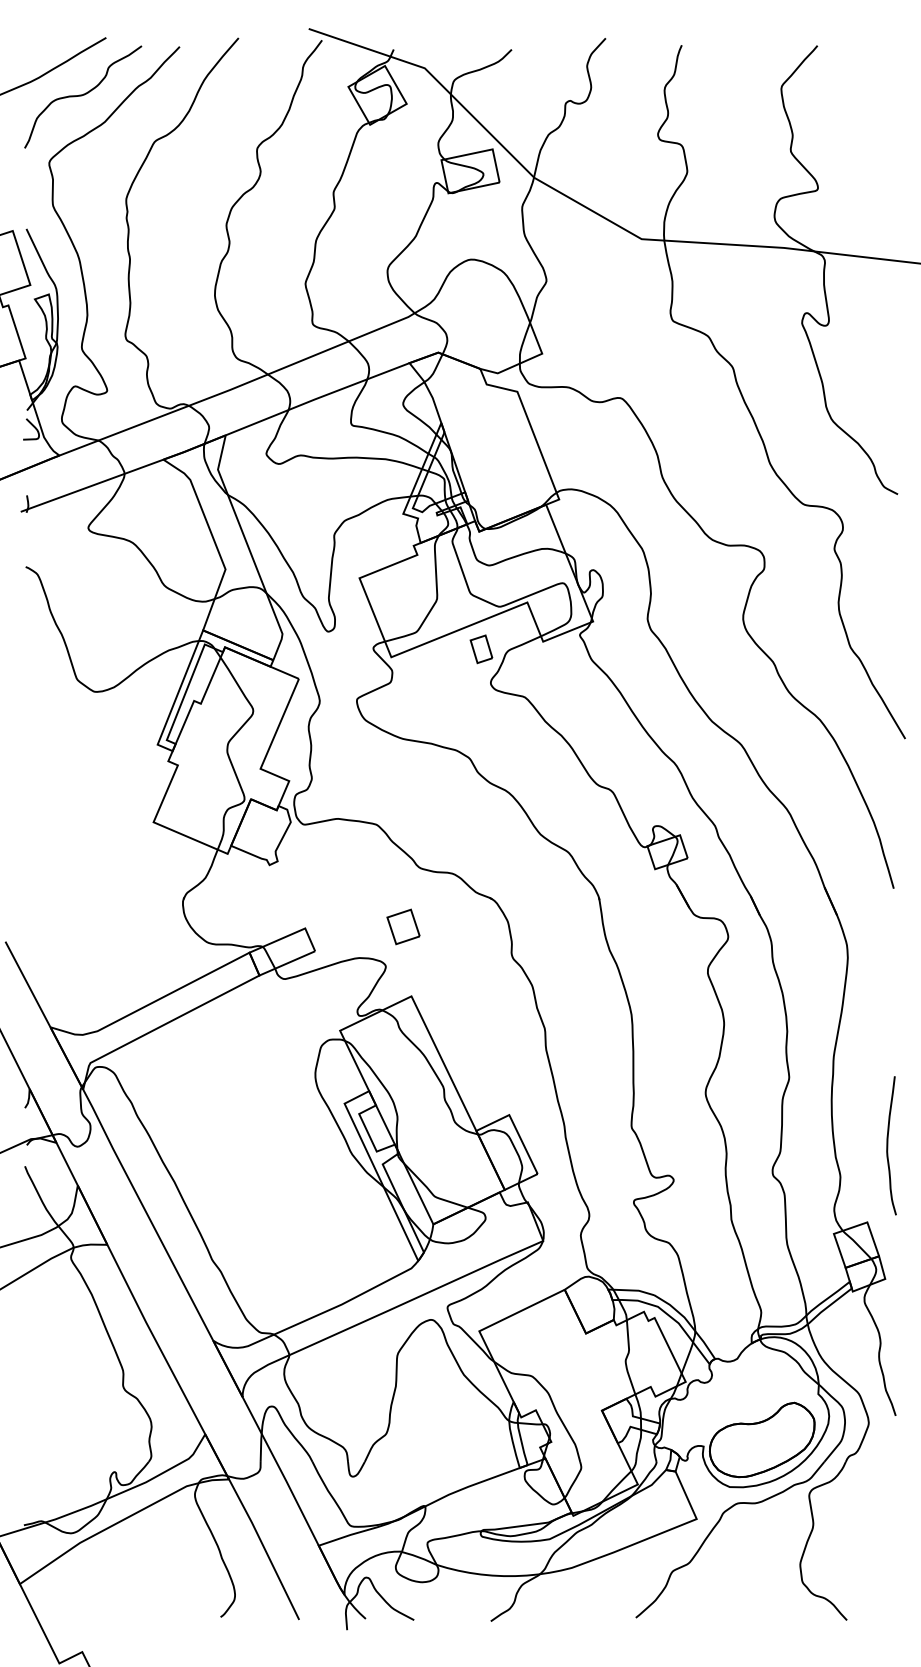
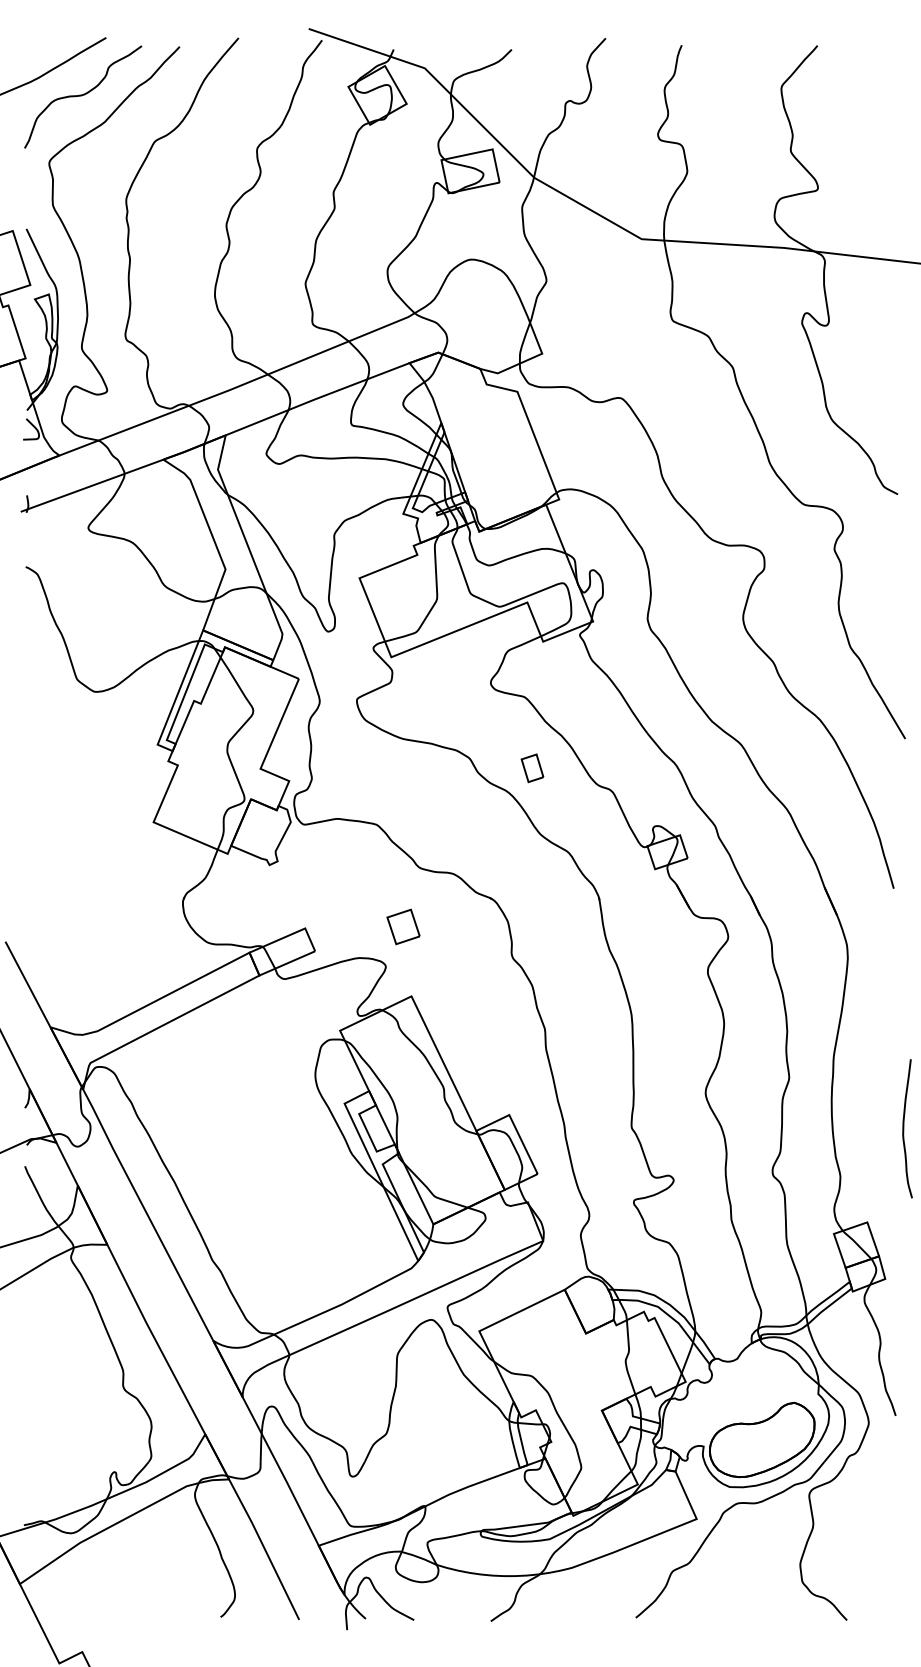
part position: (481, 649) -> (532, 768) (532, 768)
curve position: (888, 1145) -> (904, 1128) (904, 1128)
